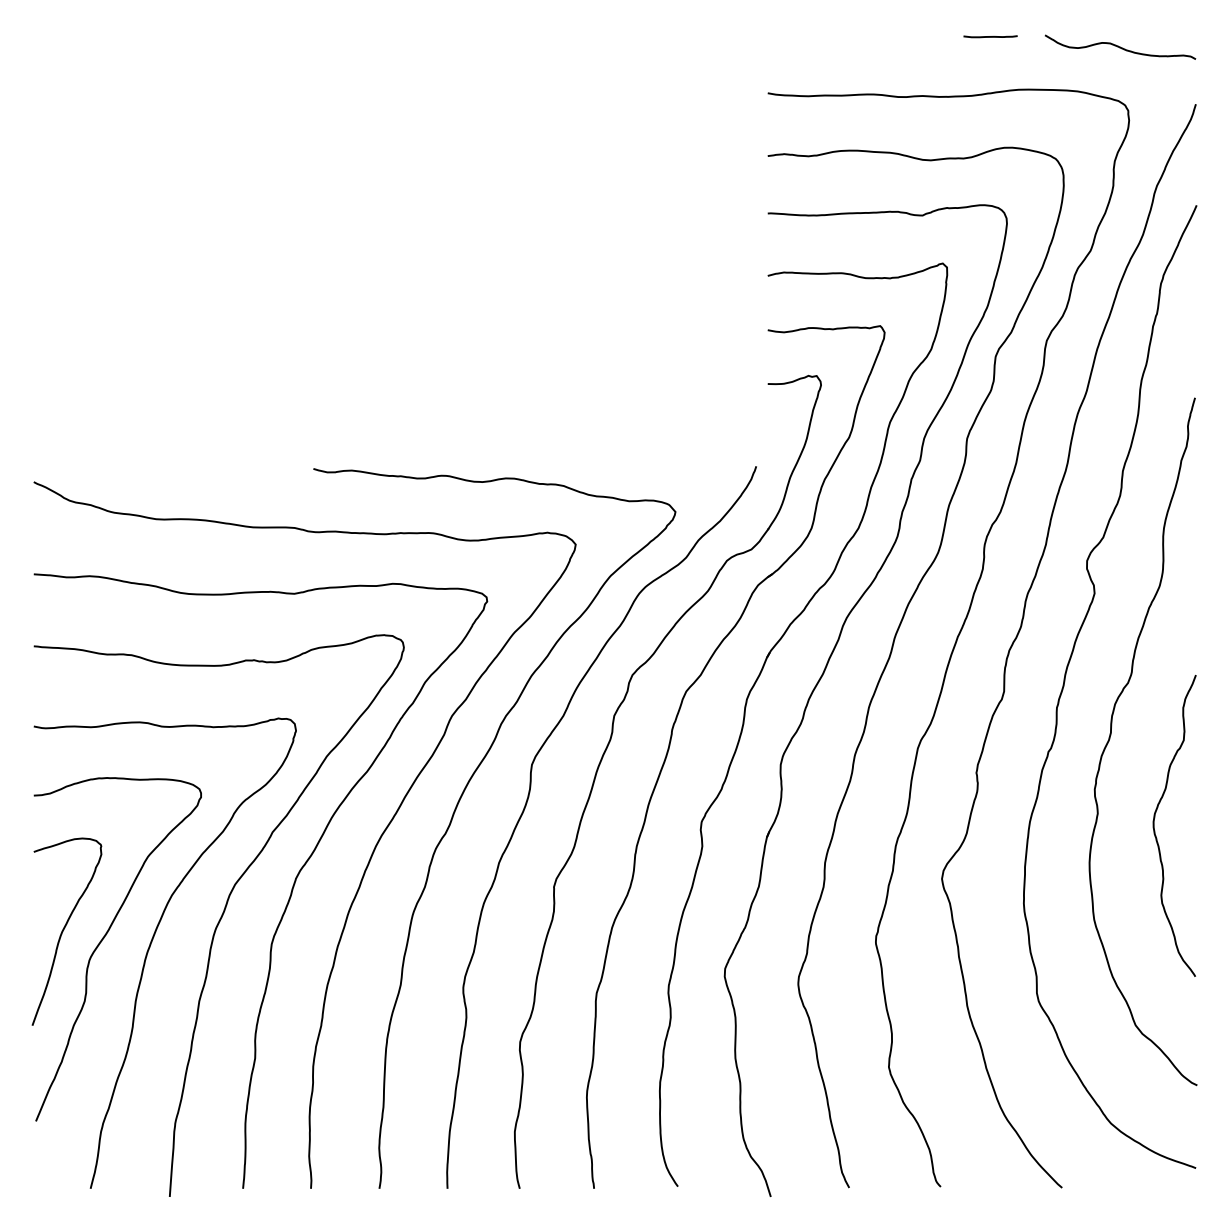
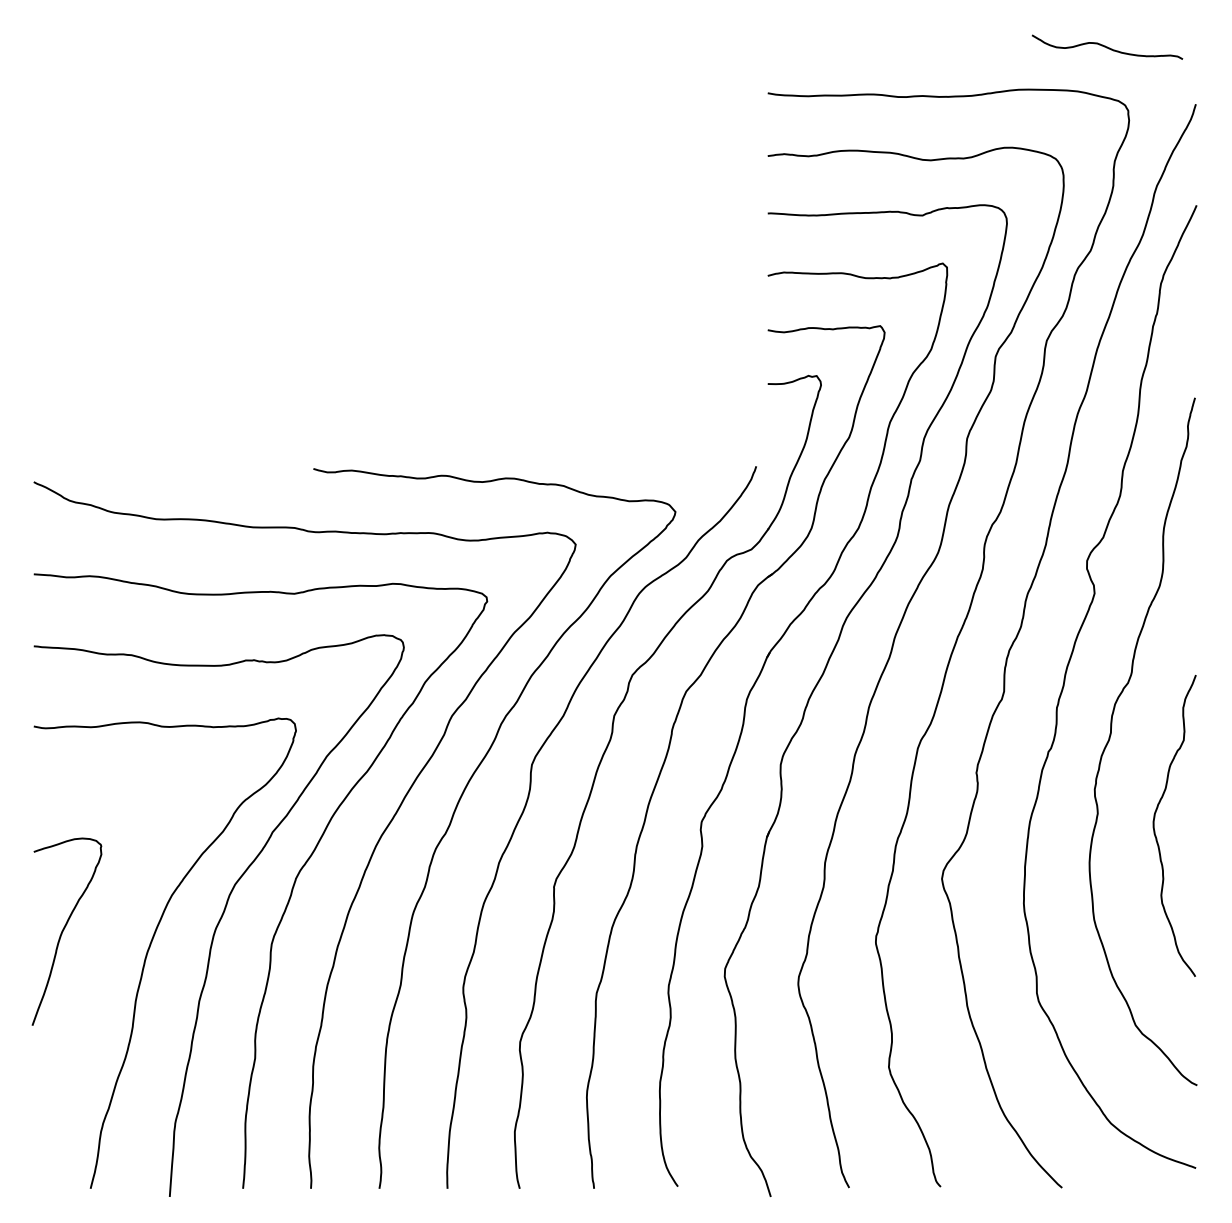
curve: present -> none (990, 36)
curve position: (1120, 46) -> (1107, 46) (1107, 46)
curve: present -> none (102, 941)
